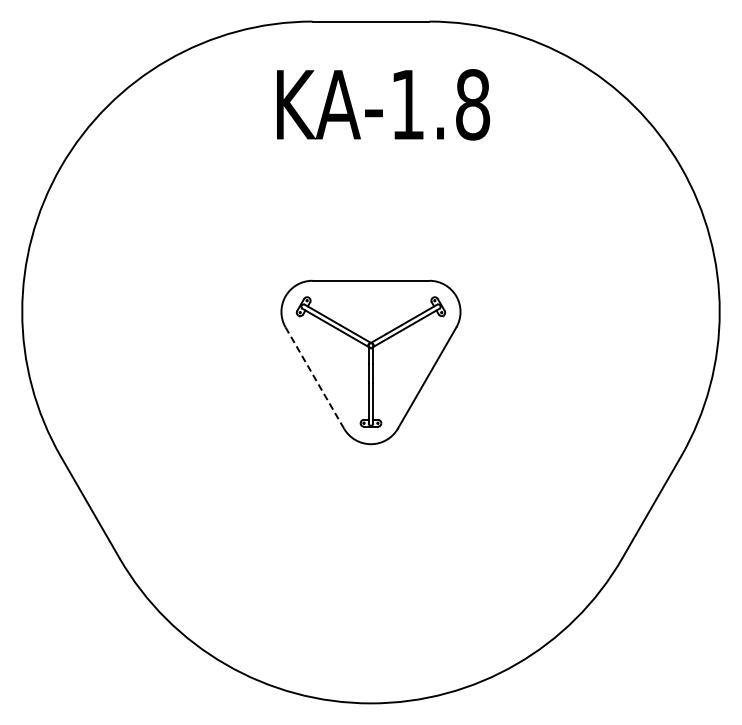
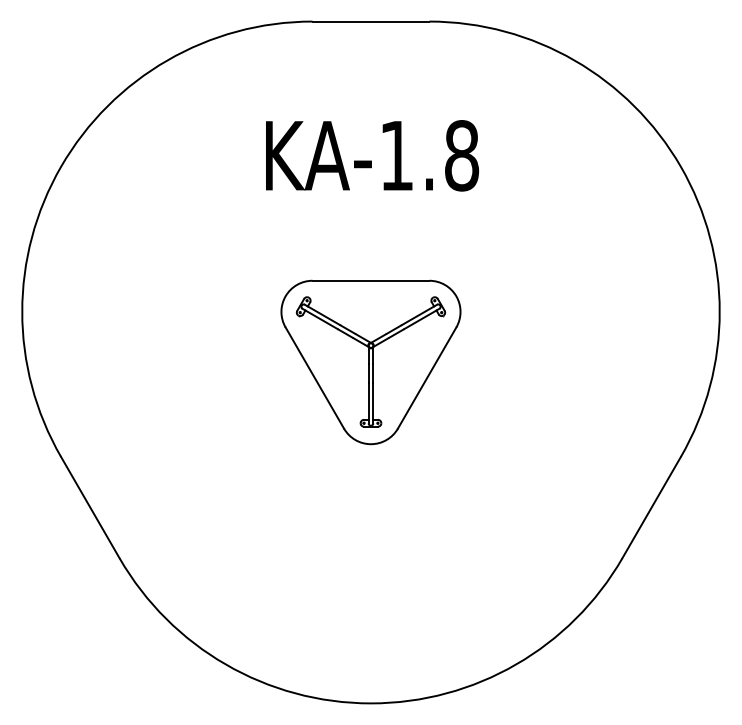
text position: (383, 104) -> (372, 155) (372, 155)
line: dashed -> solid (314, 377)
